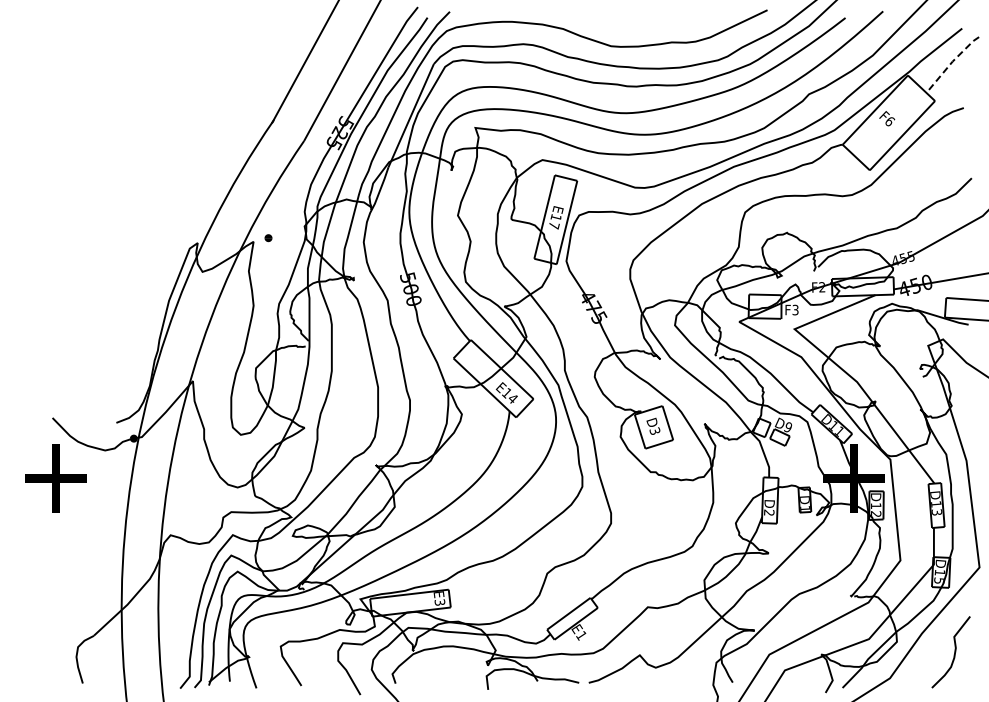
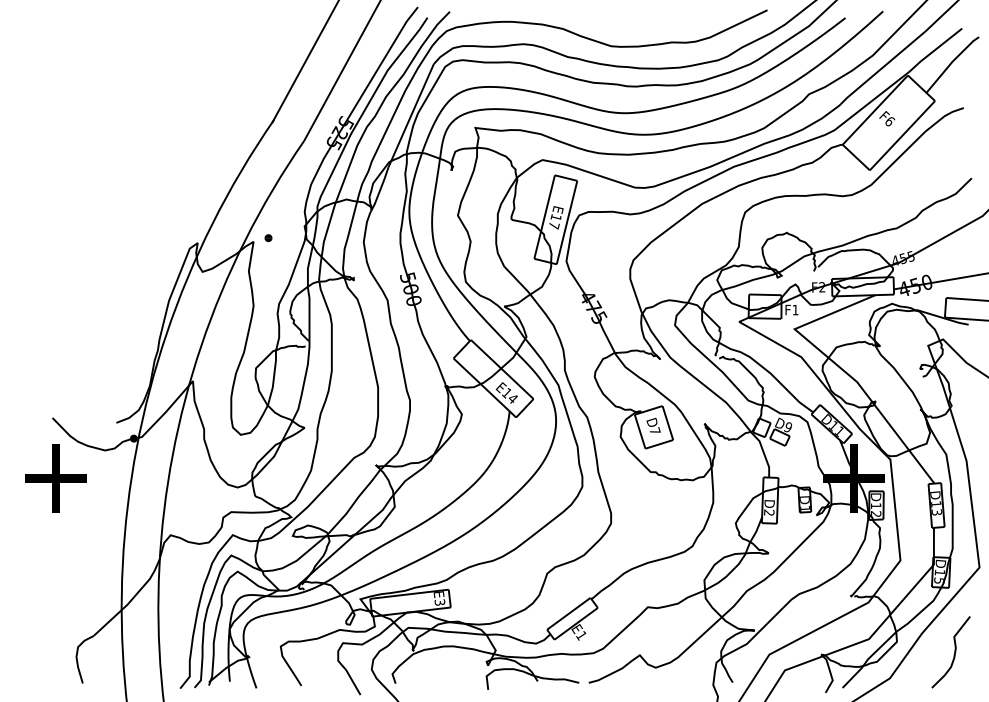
line: dashed -> solid (952, 62)
text: F3 -> F1 (795, 309)
text: D3 -> D7 (654, 430)
